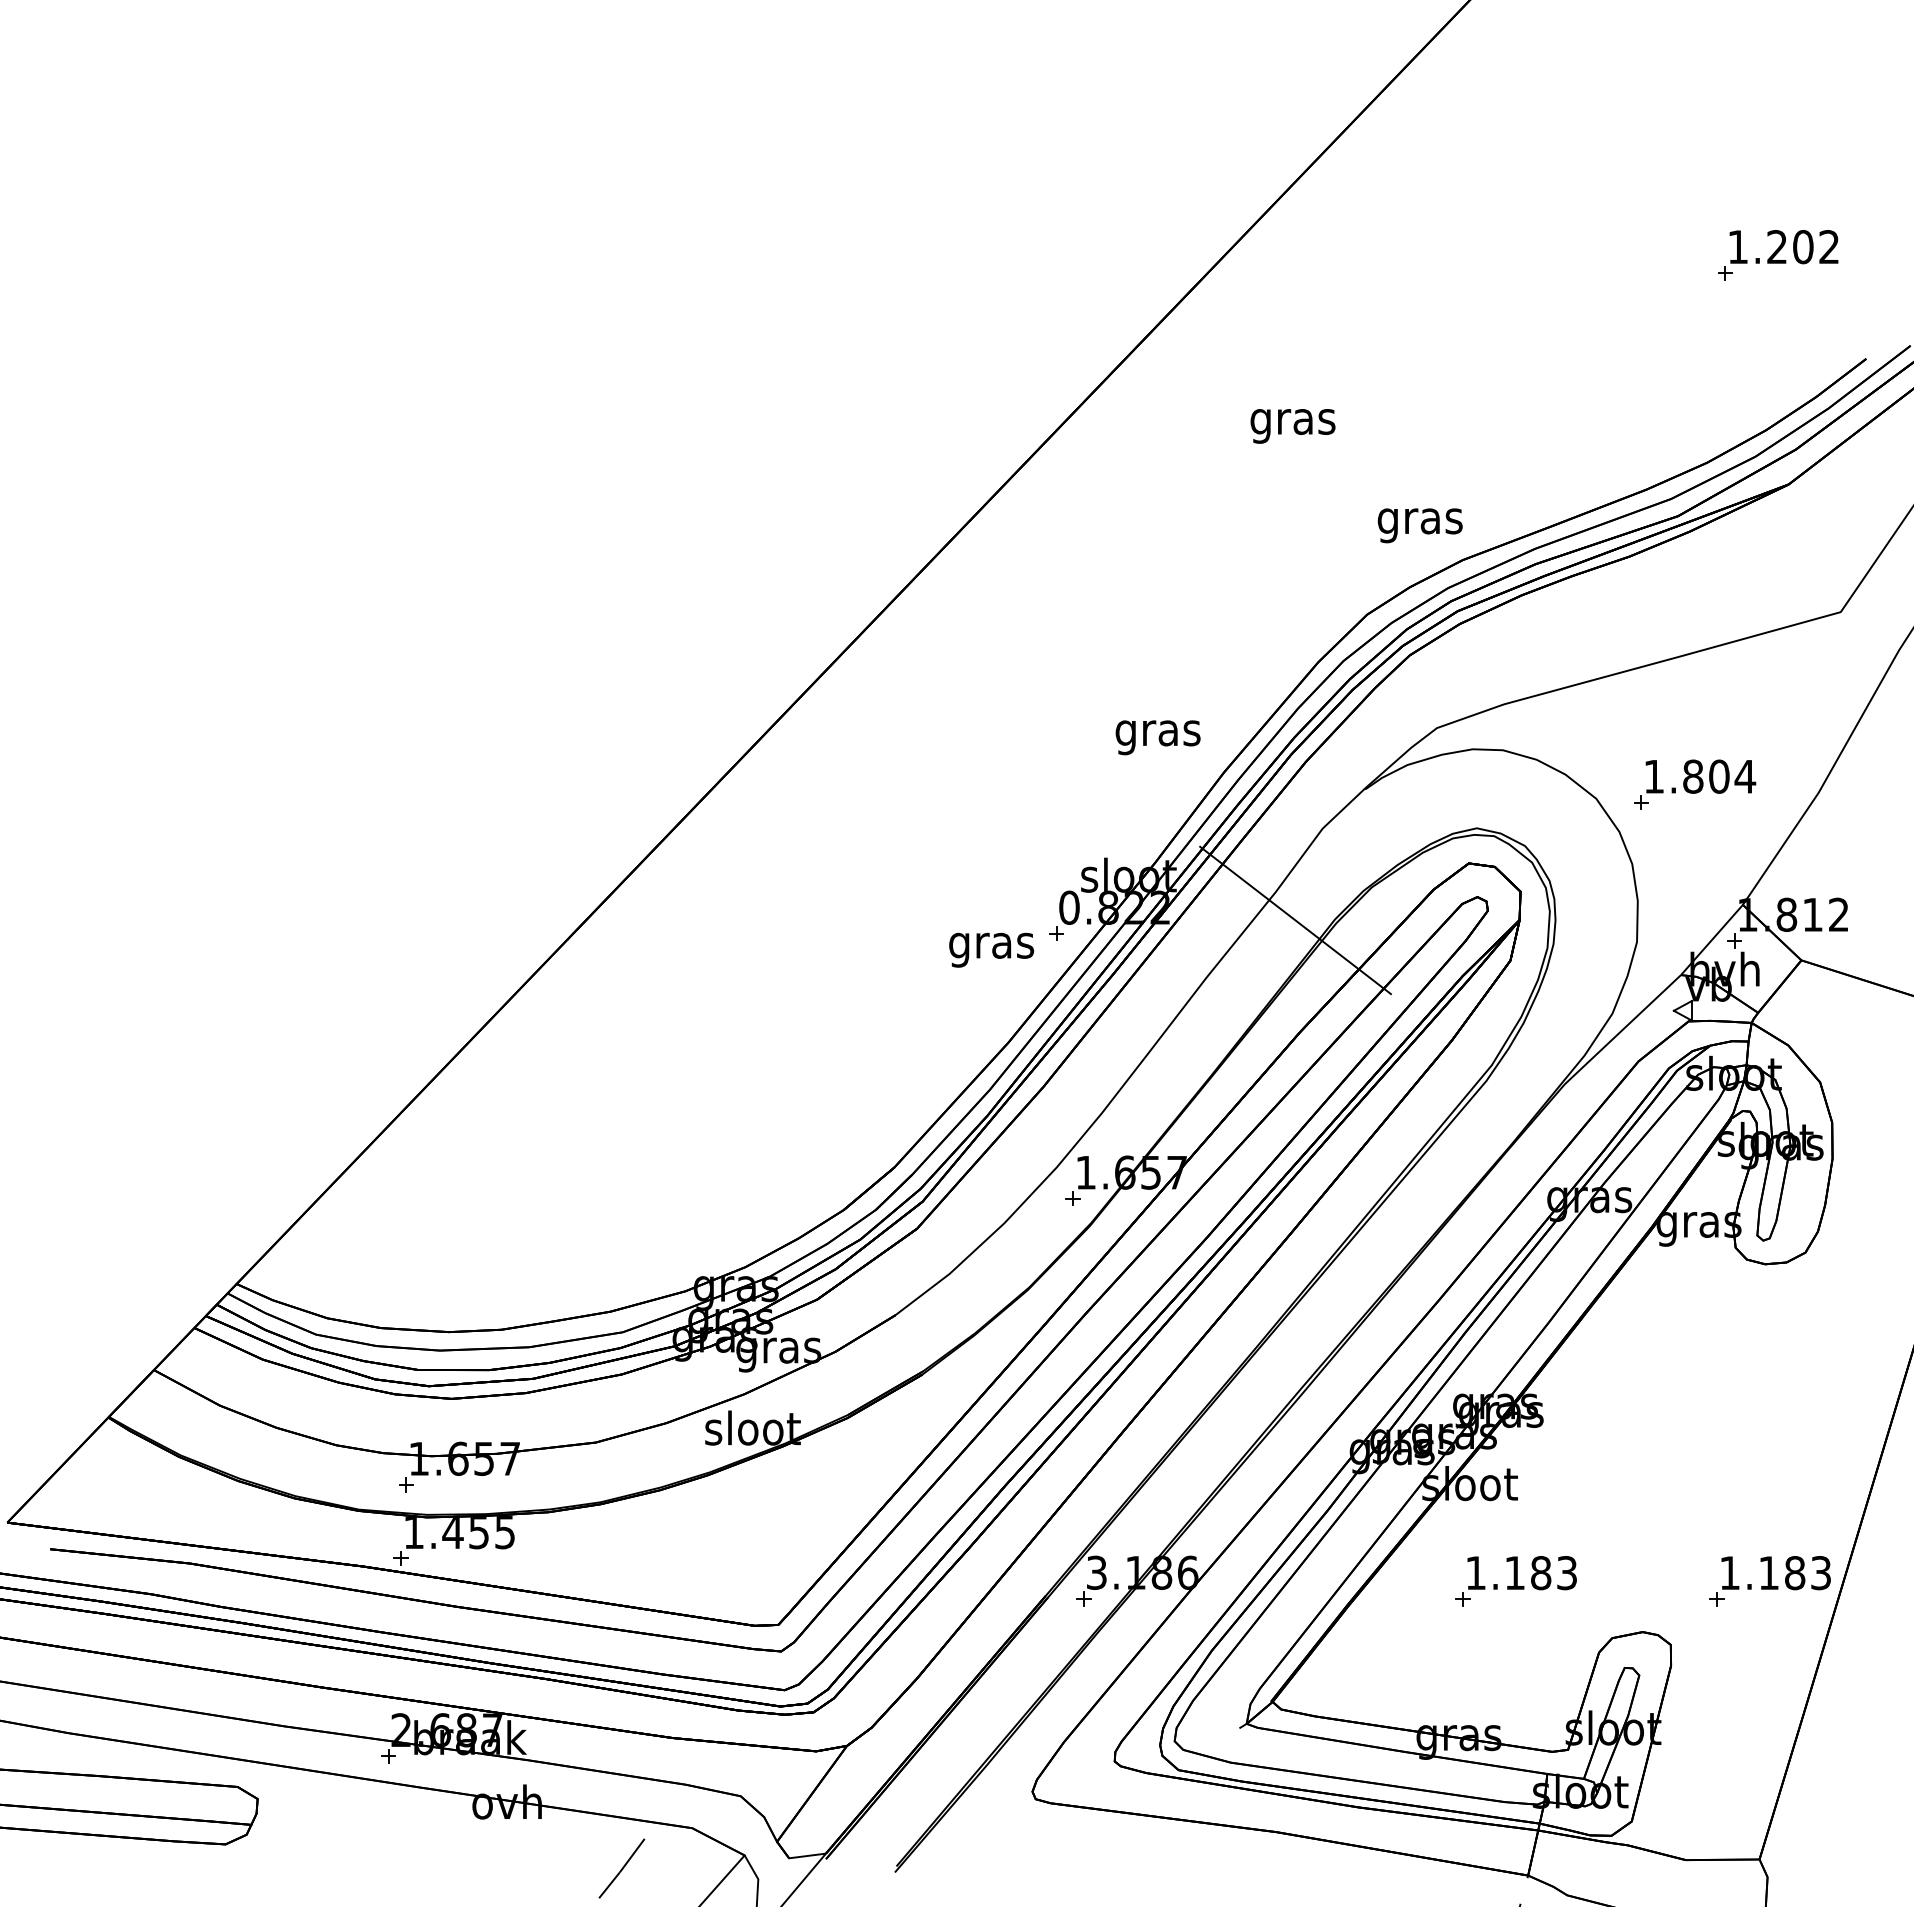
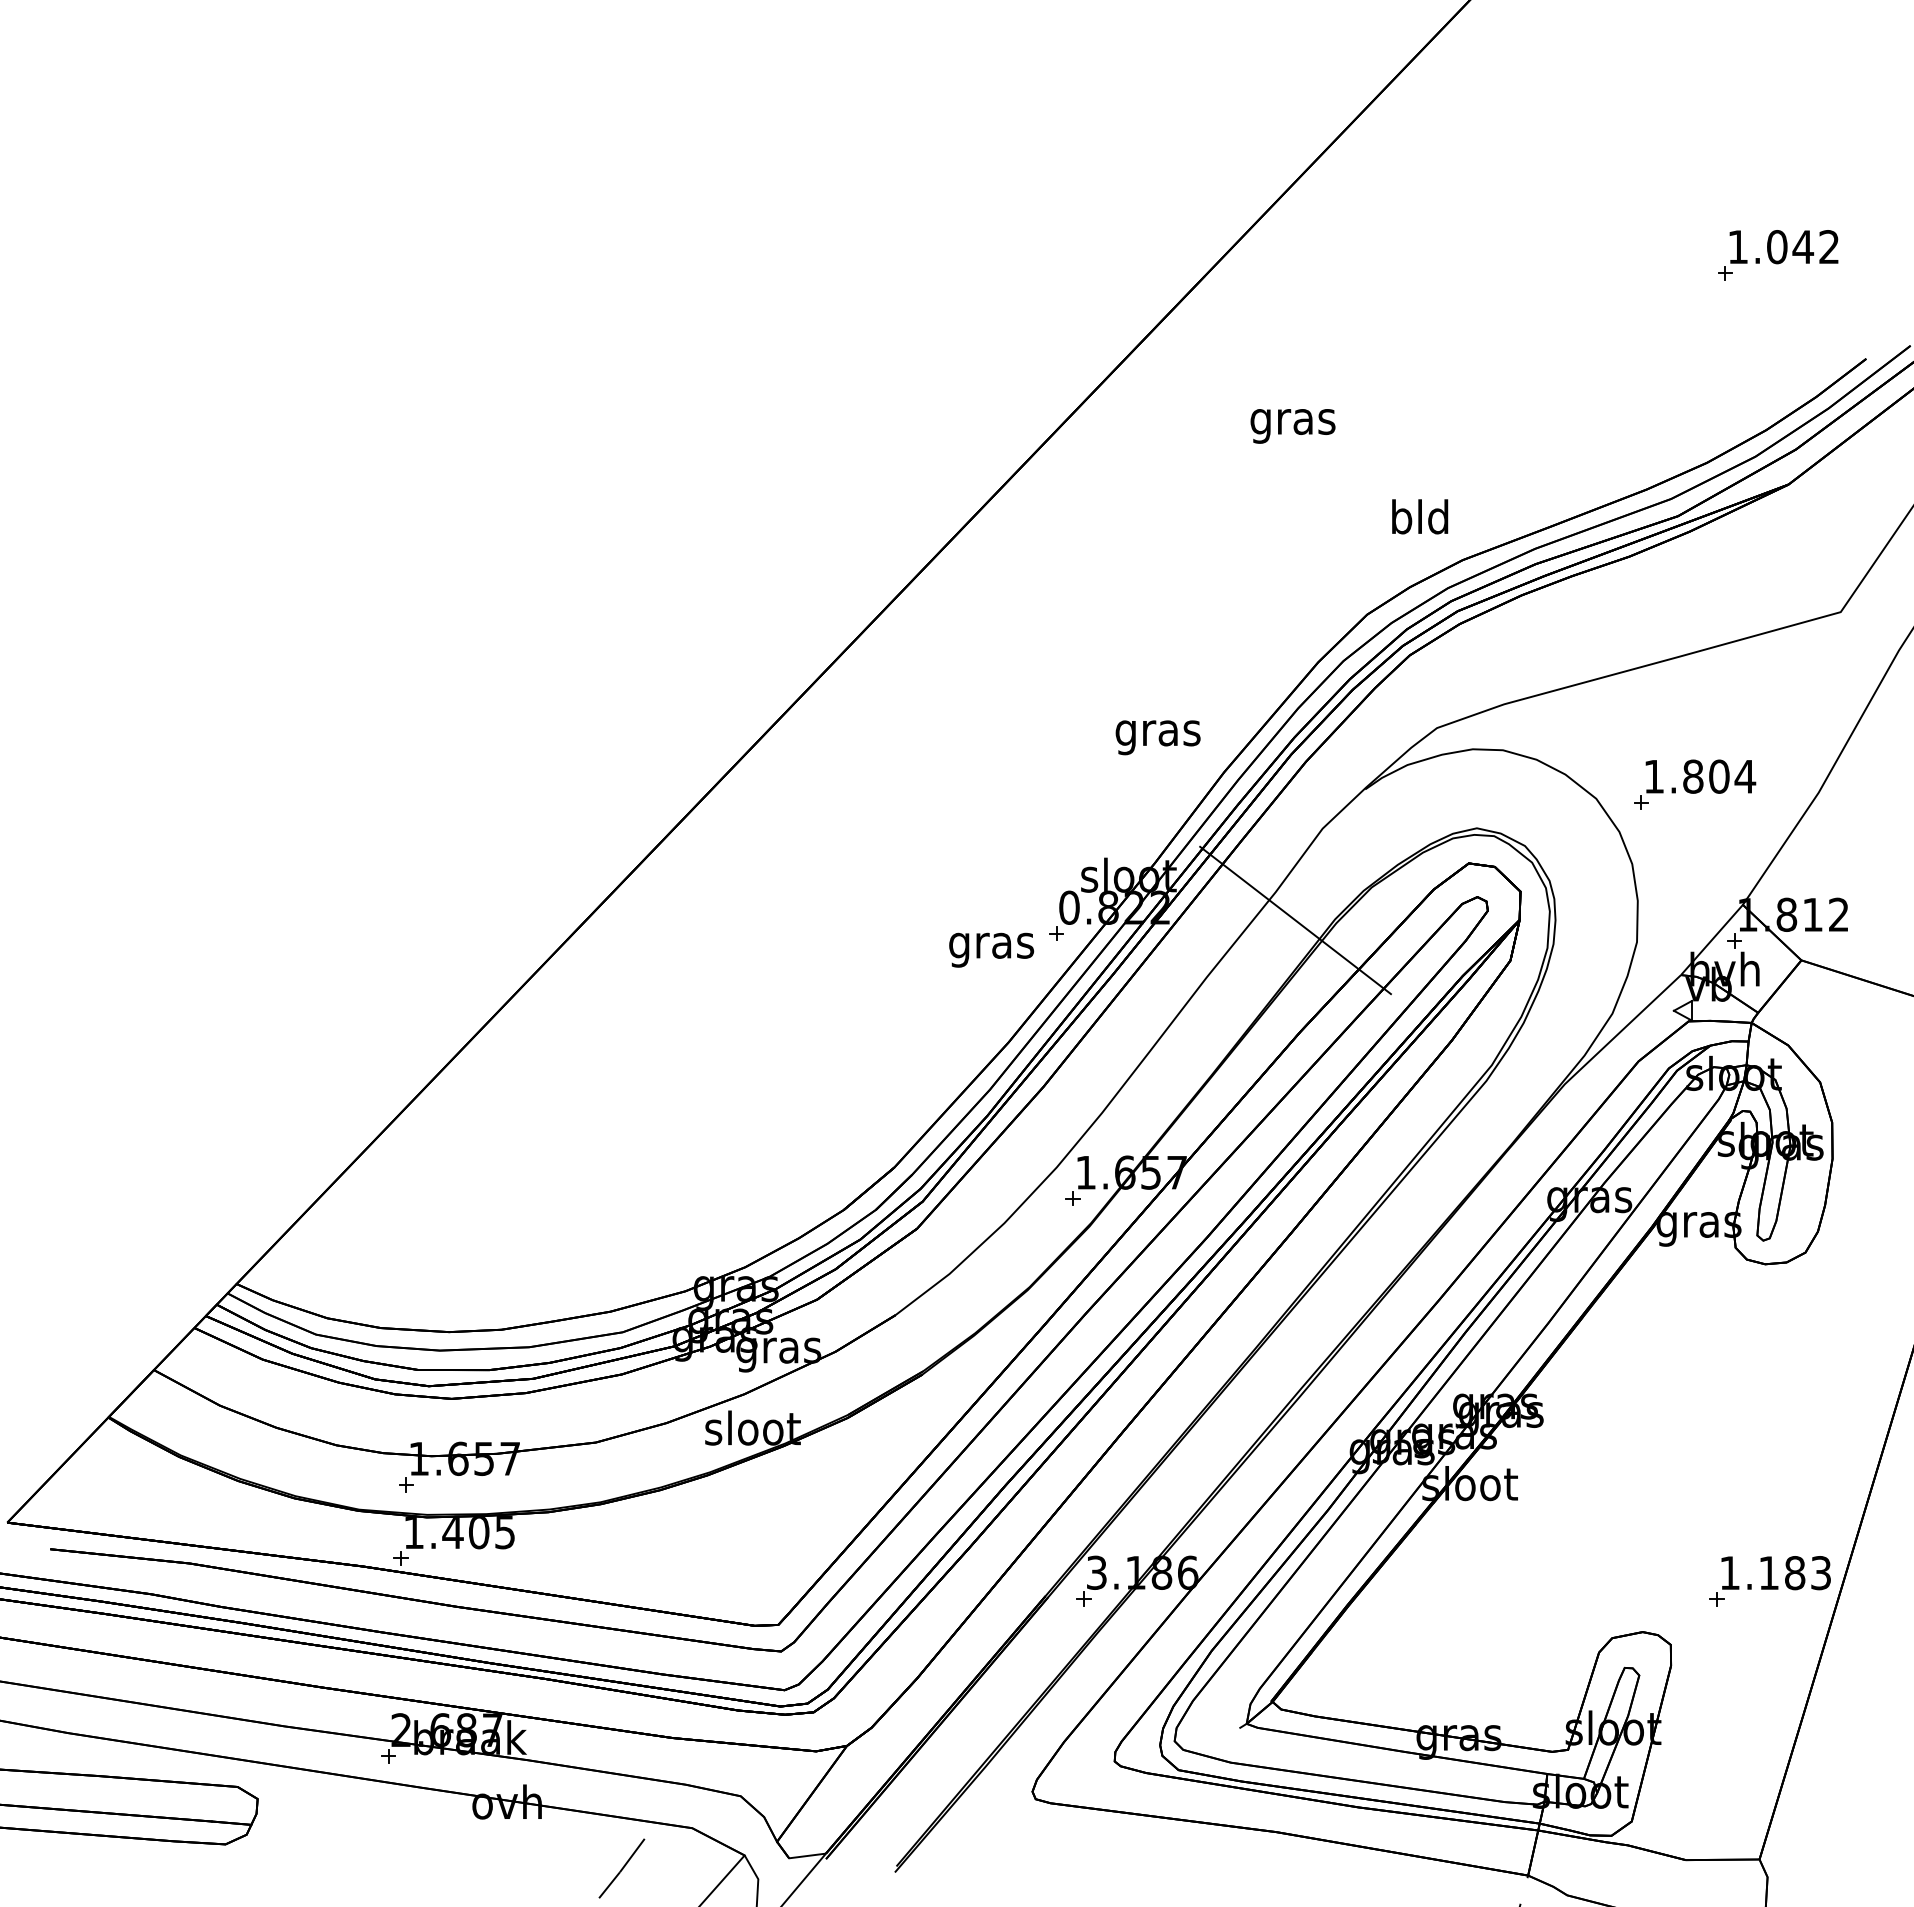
text: 1.202 -> 1.042 (1790, 247)
text: gras -> bld (1419, 521)
text: 1.455 -> 1.405 (479, 1533)
part: present -> none (1515, 1581)
